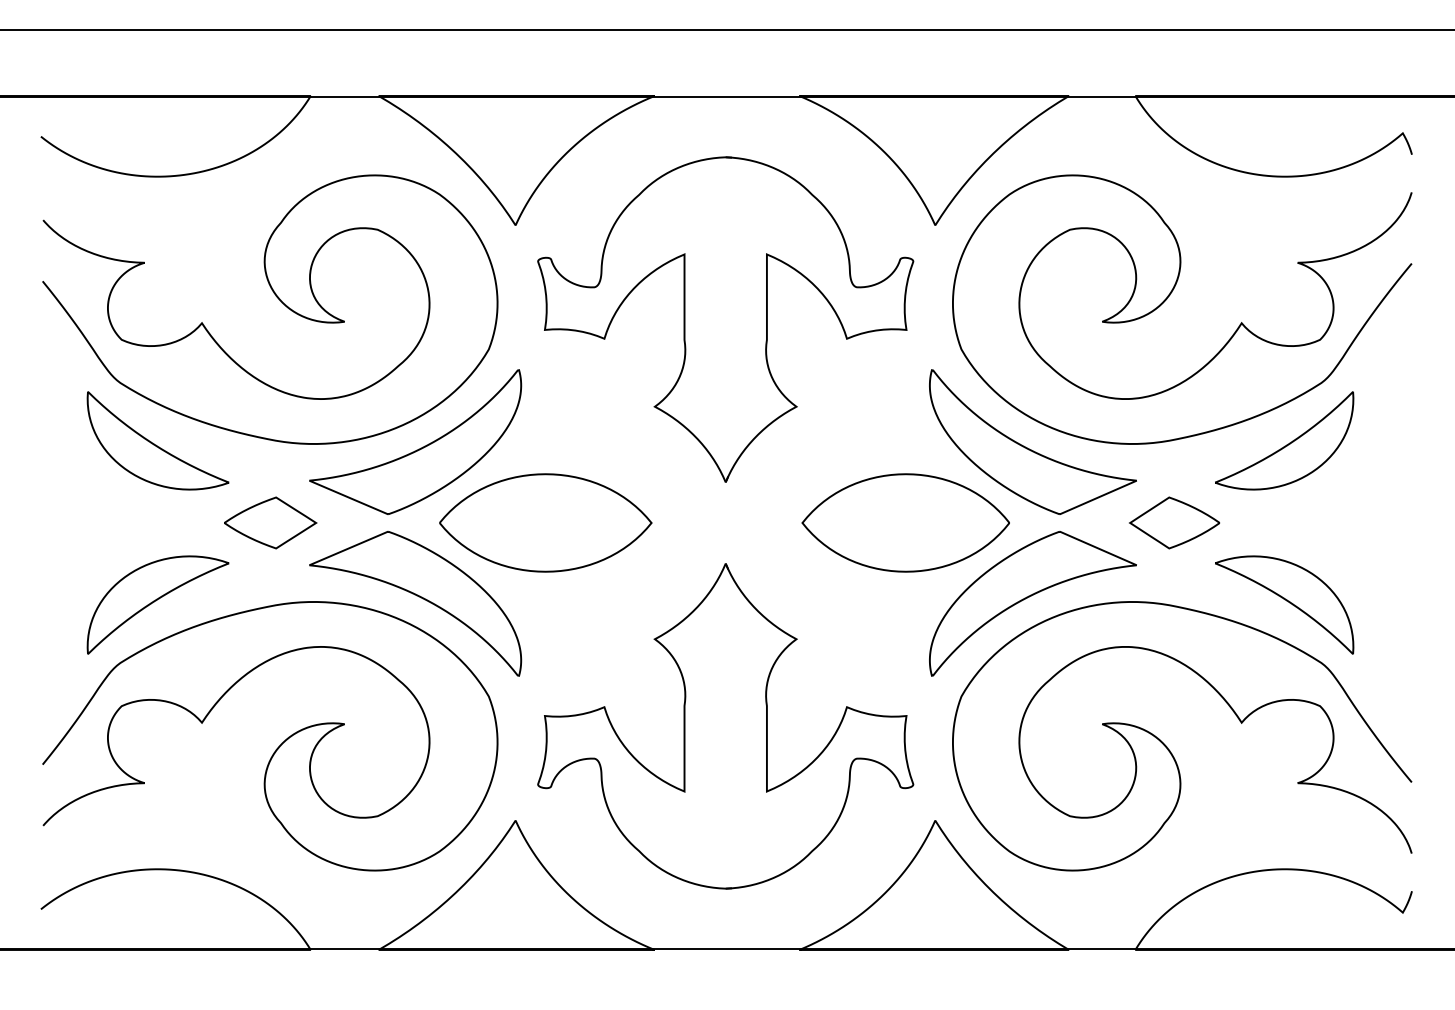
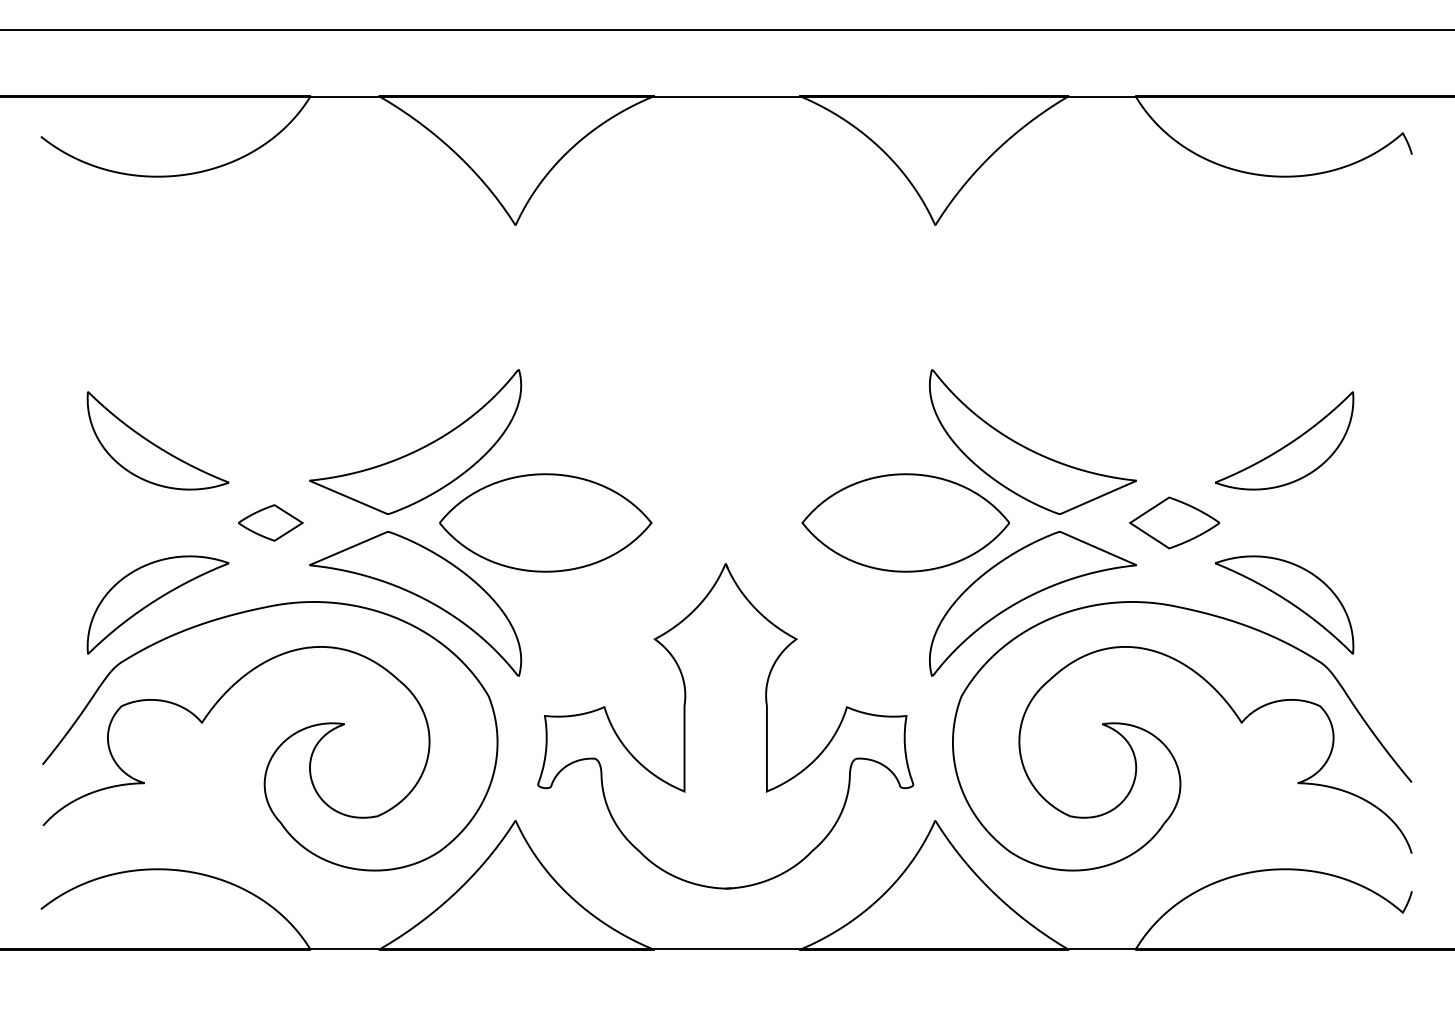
curve: present -> none (1167, 299)
curve: present -> none (279, 300)
part: present -> none (725, 319)
part size: 94x54 px -> 66x38 px (270, 522)
